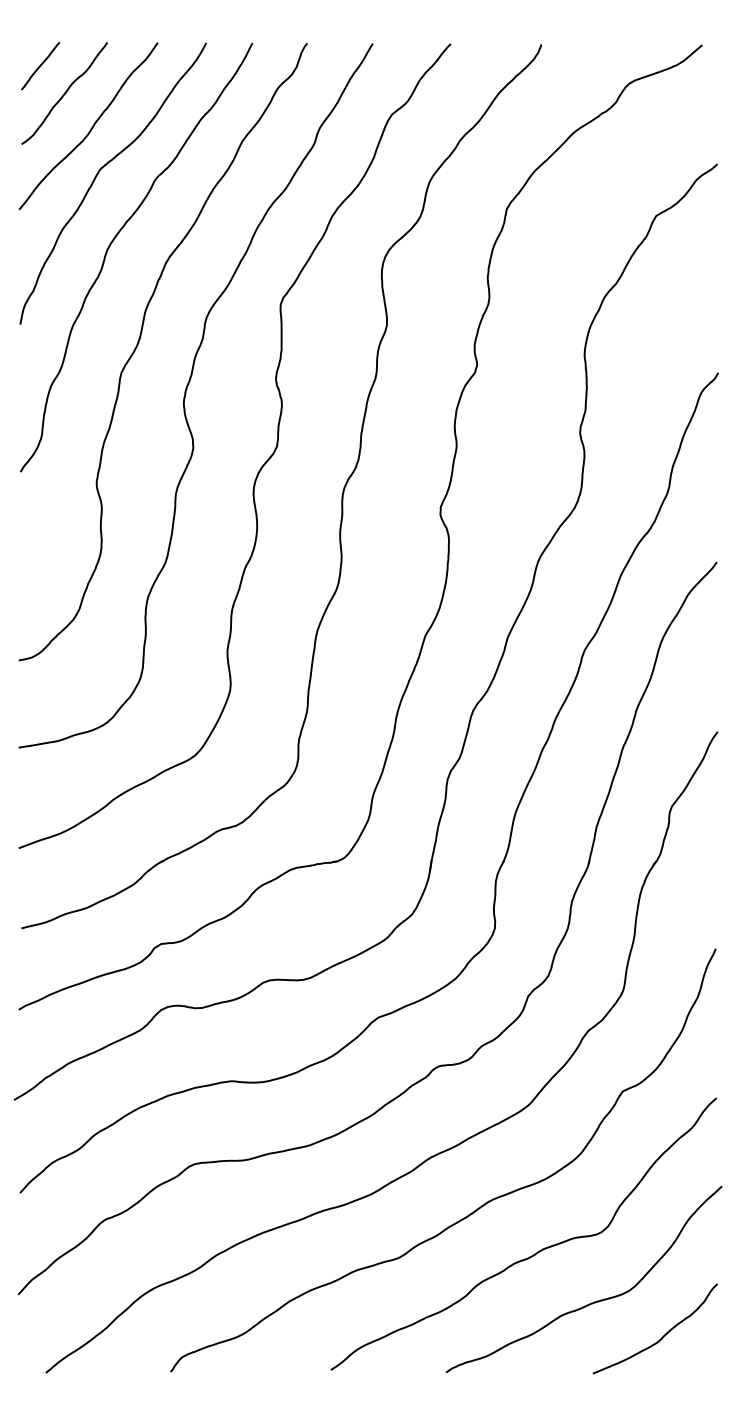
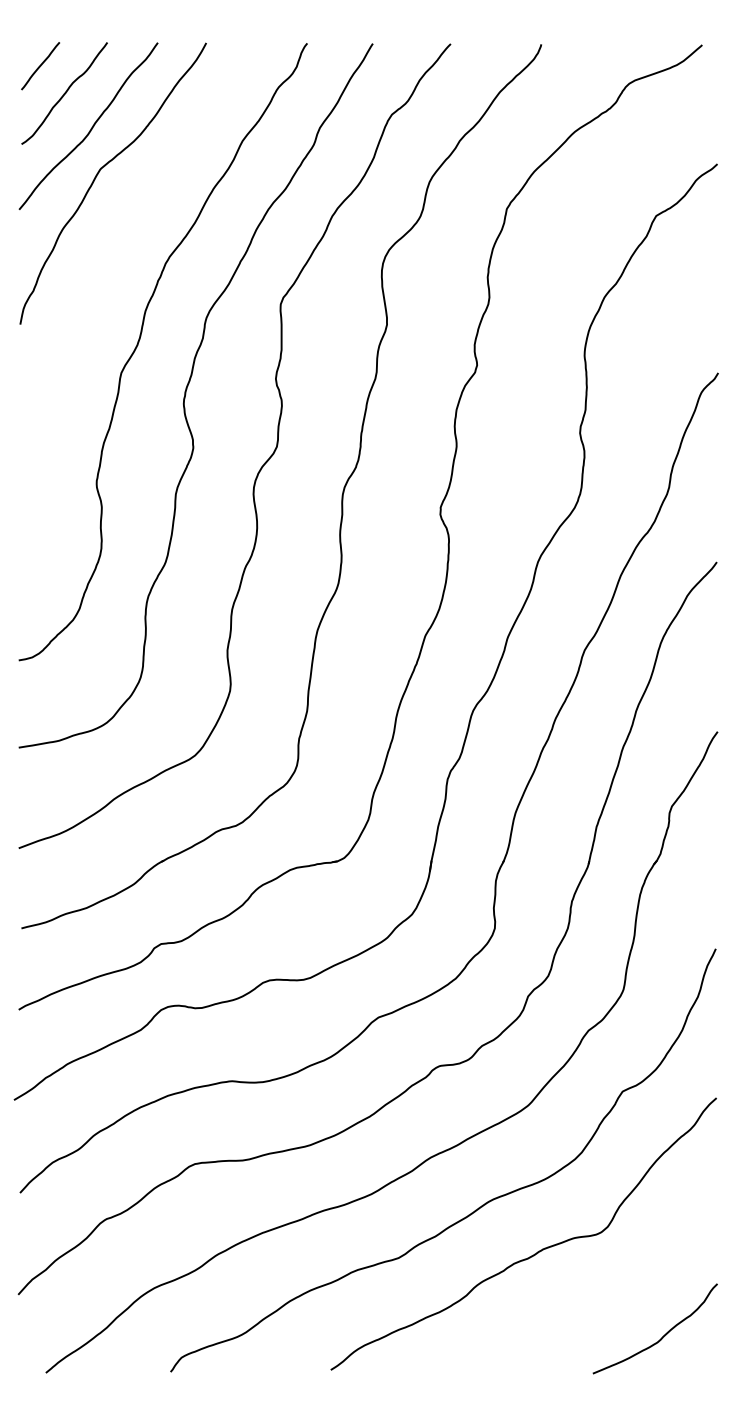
curve: present -> none (114, 240)
curve: present -> none (591, 1302)
